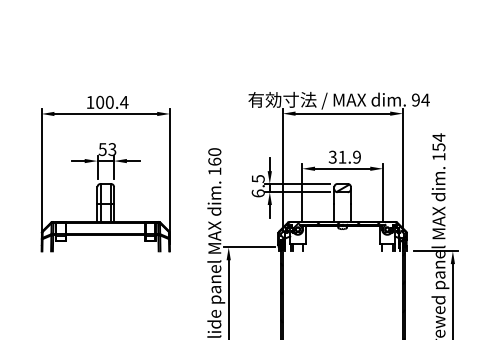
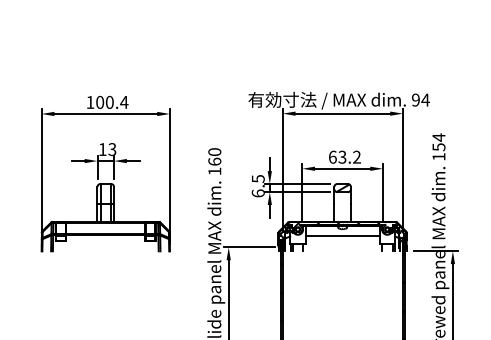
text: 53 -> 13 (102, 149)
text: 31.9 -> 63.2 (344, 156)
line: none -> present (342, 236)
